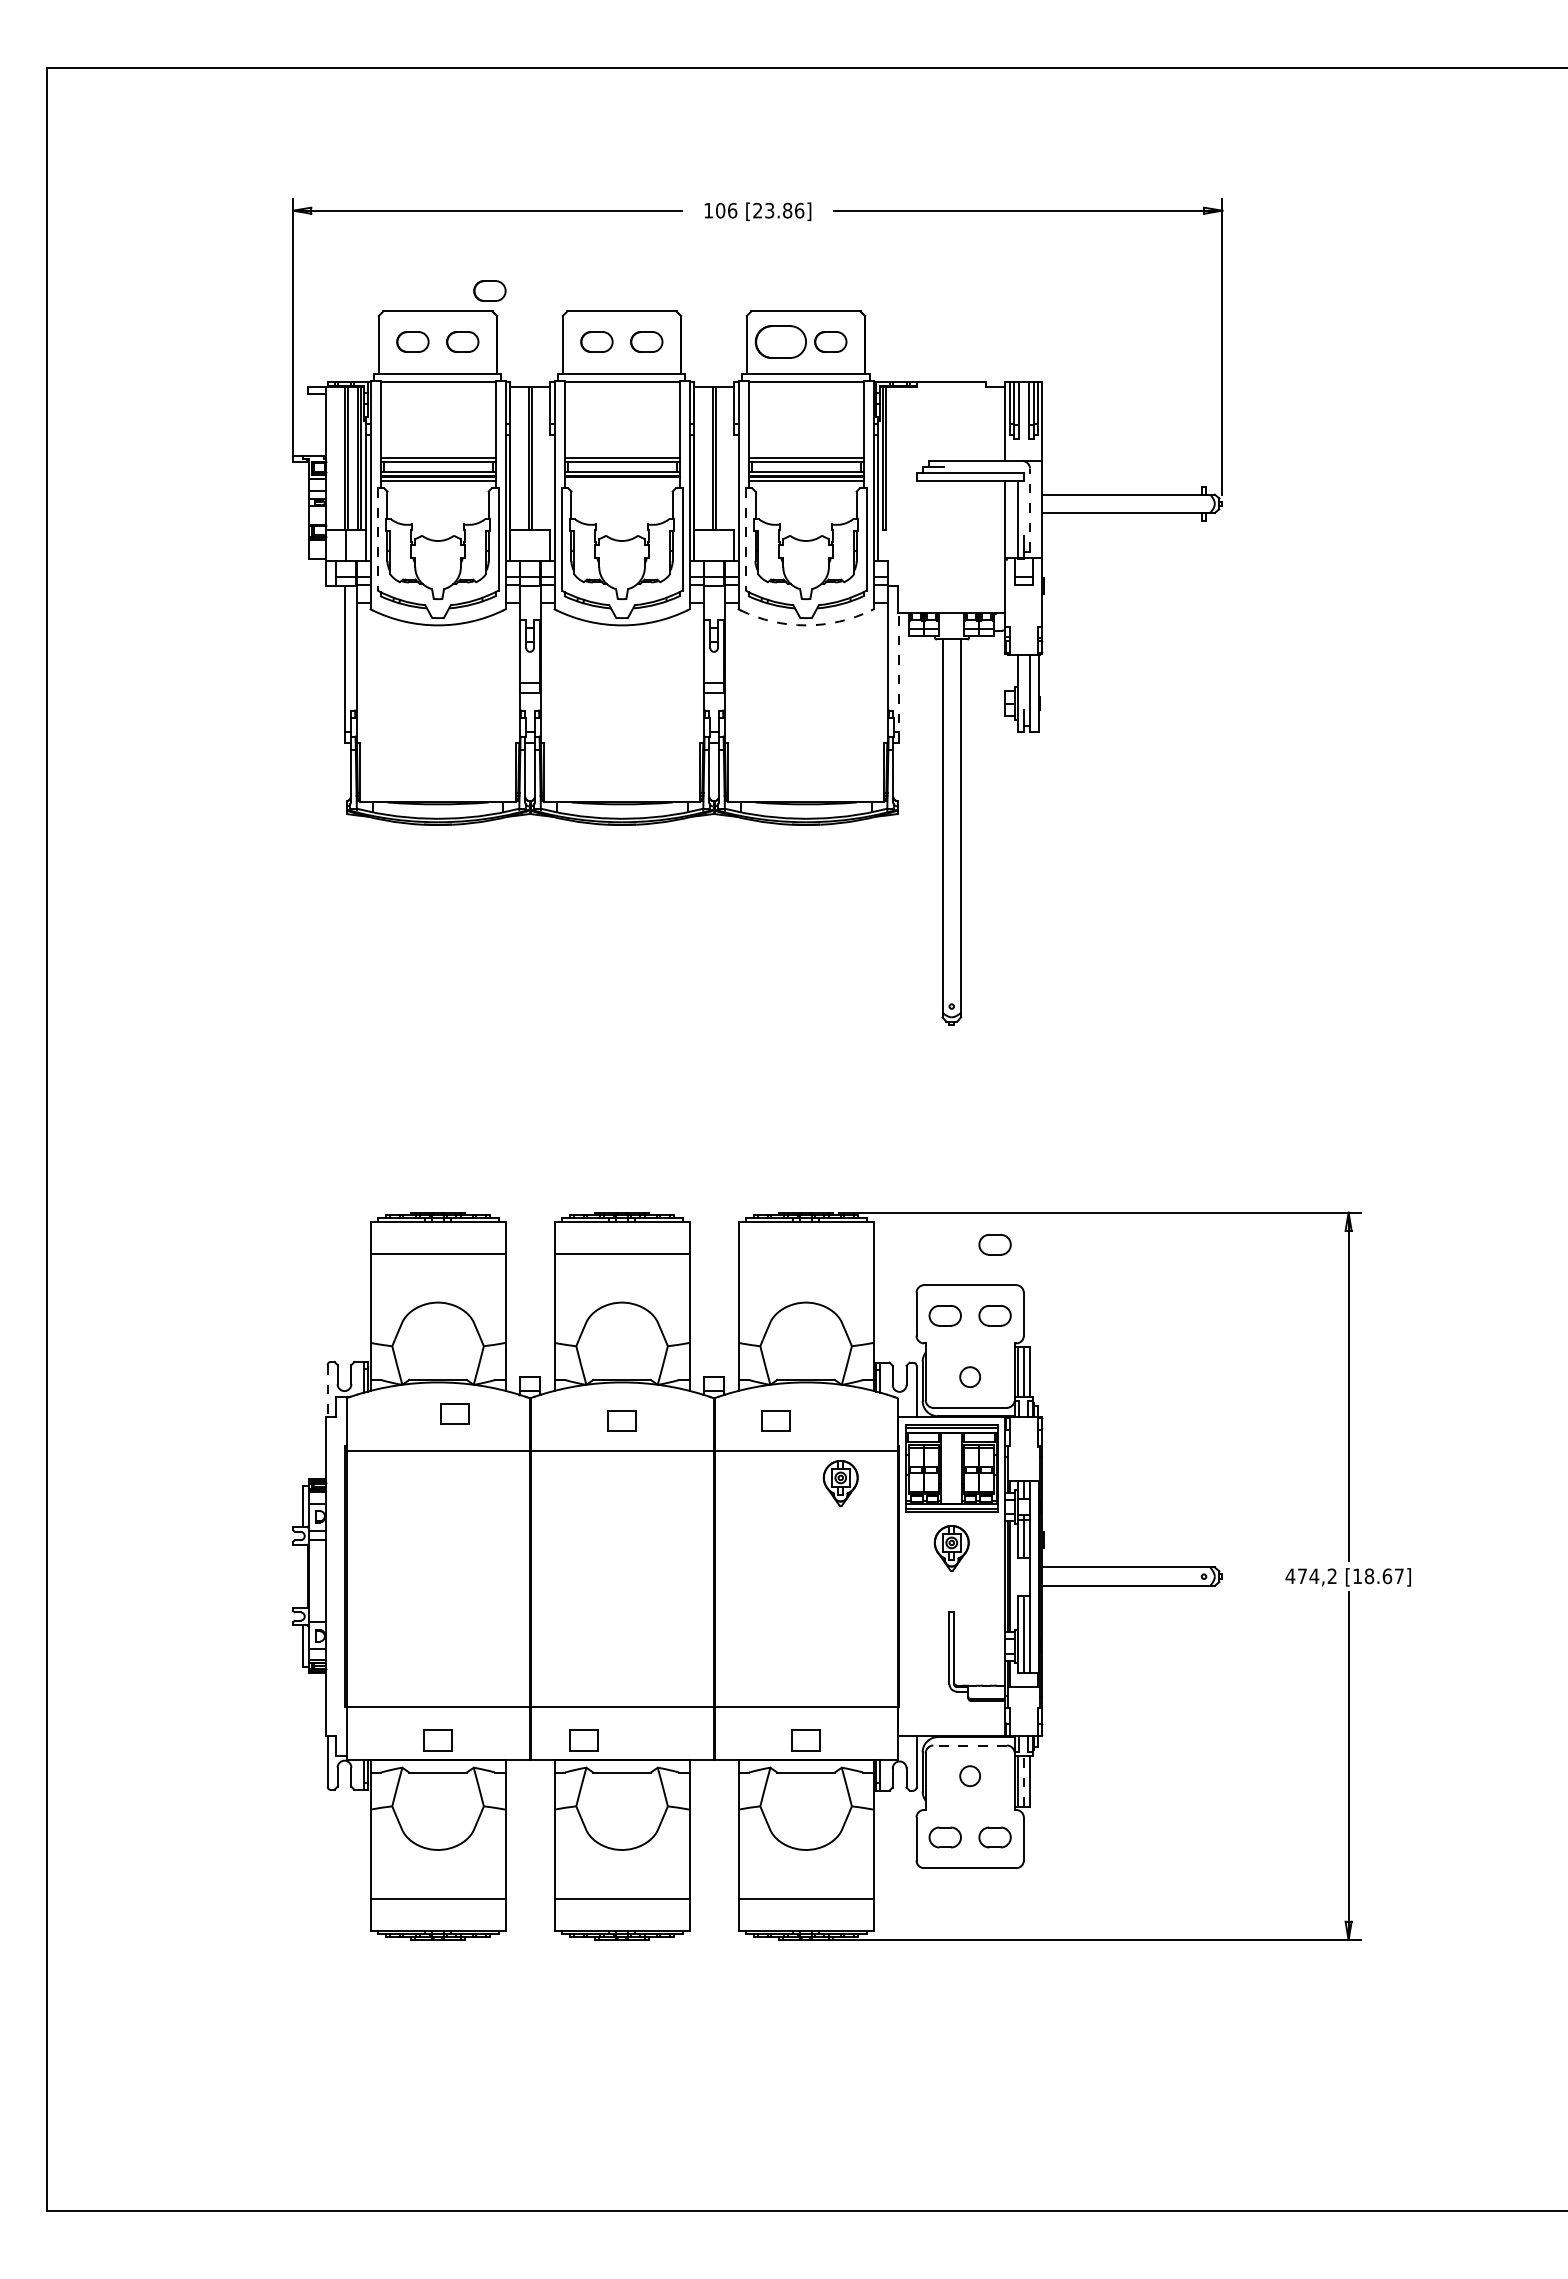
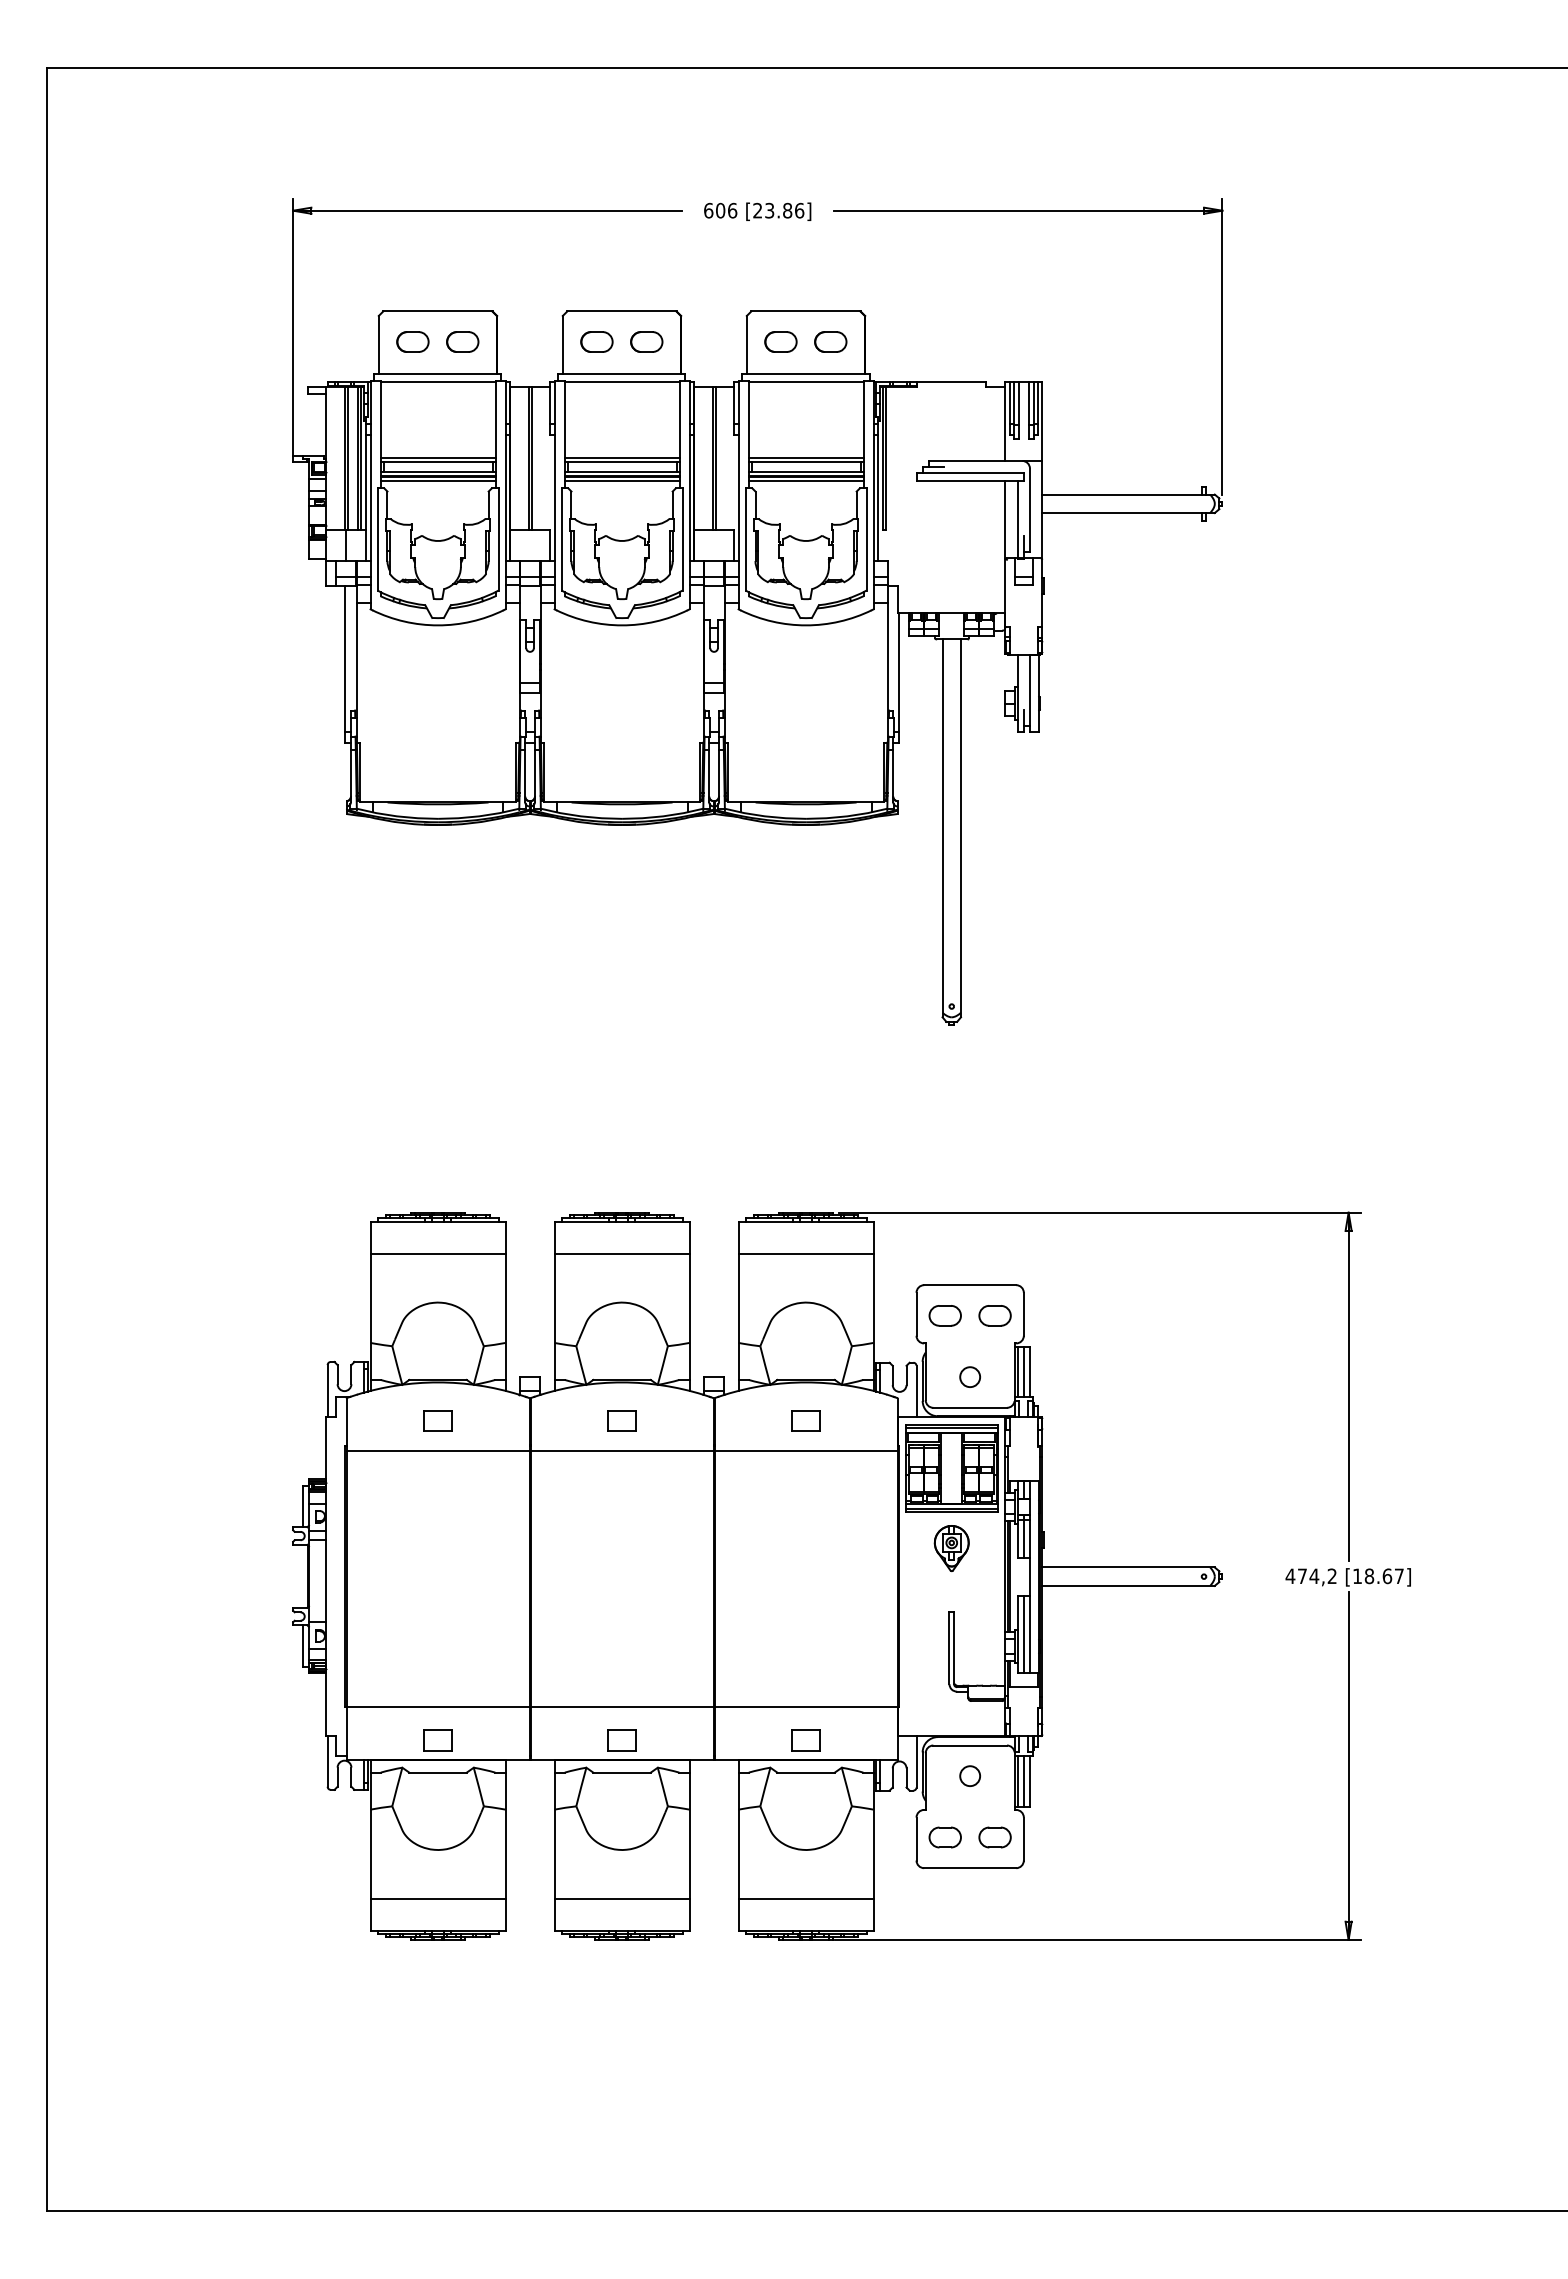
text: 106 -> 606 (708, 210)
part: present -> none (489, 290)
part size: 53x34 px -> 34x22 px (780, 341)
line: none -> present (621, 480)
line: dashed -> solid (1029, 510)
line: dashed -> solid (377, 539)
line: dashed -> solid (745, 539)
arc: dashed -> solid (806, 625)
line: dashed -> solid (899, 678)
part: present -> none (994, 1244)
line: none -> present (805, 1254)
line: dashed -> solid (327, 1390)
part position: (454, 1413) -> (437, 1420) (437, 1420)
part position: (775, 1420) -> (805, 1420) (805, 1420)
part: present -> none (840, 1483)
part position: (583, 1740) -> (621, 1740) (621, 1740)
line: dashed -> solid (970, 1745)
line: dashed -> solid (1023, 1780)
